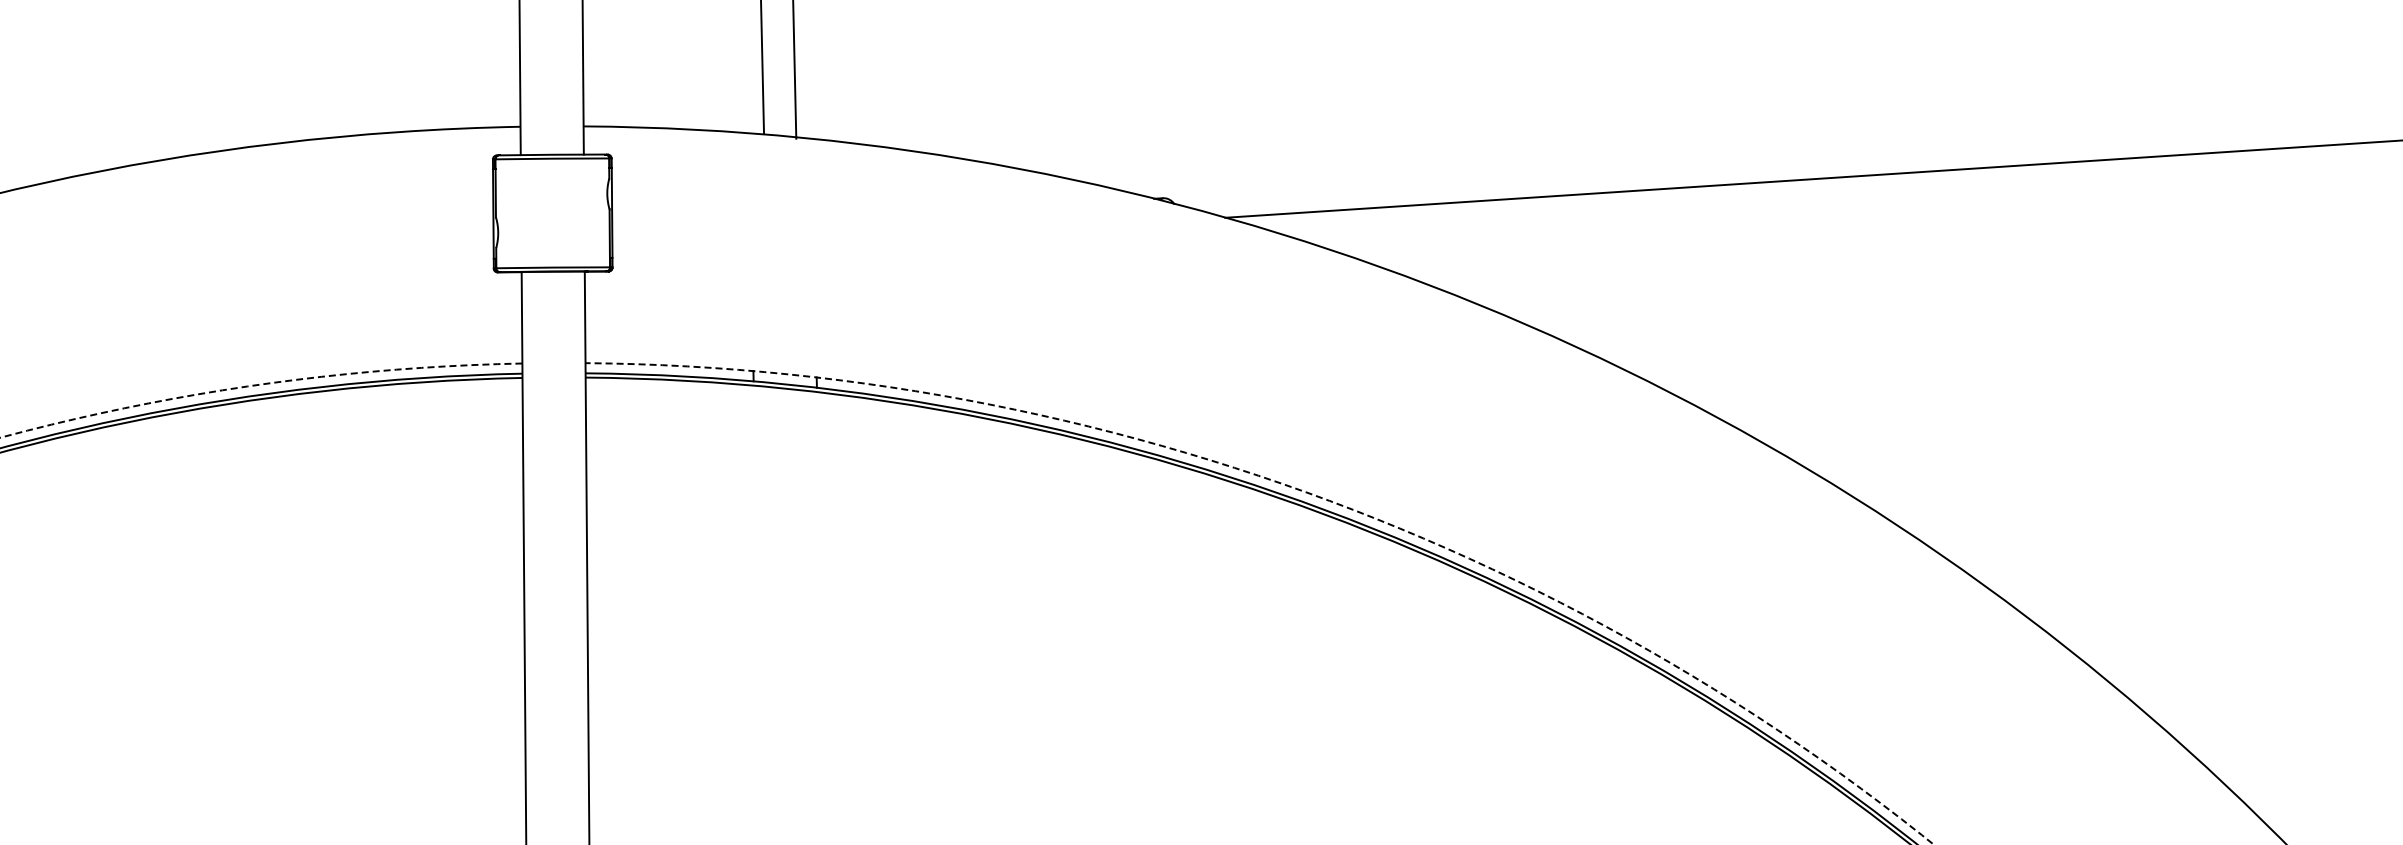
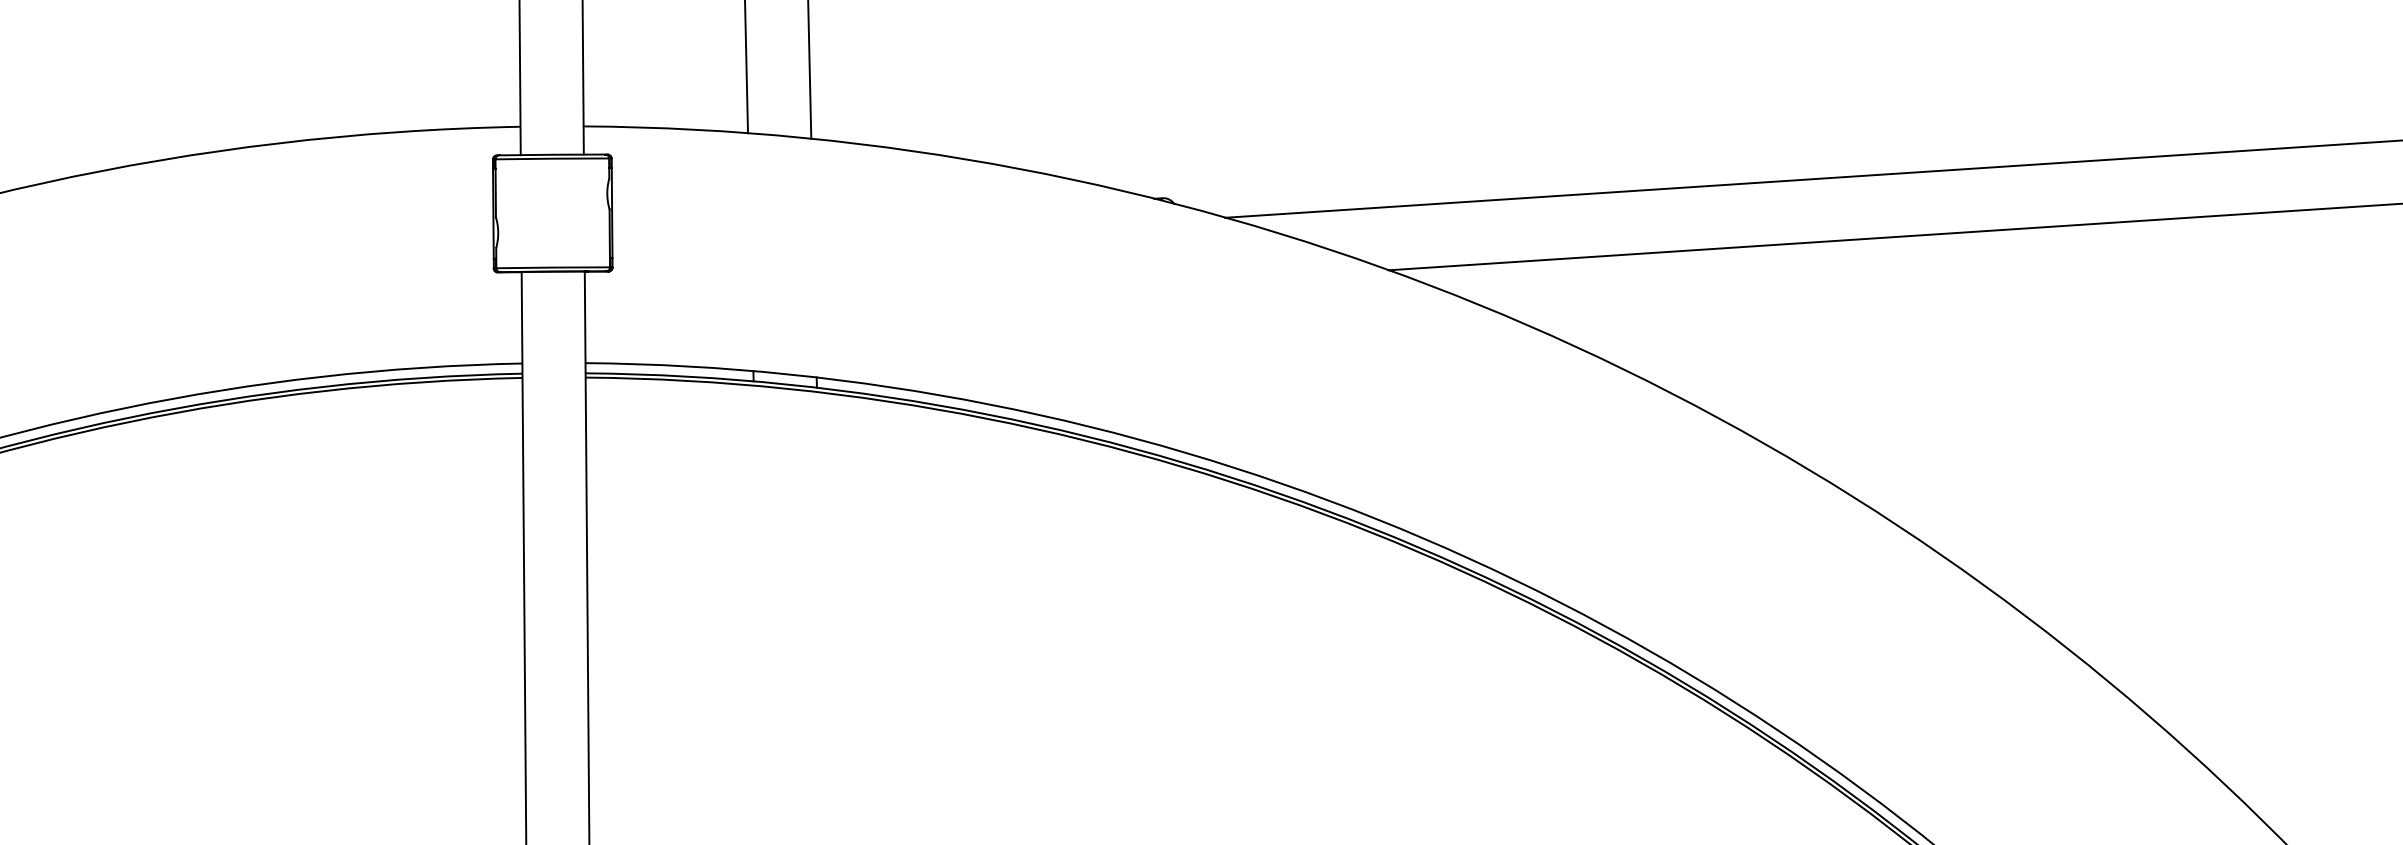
line position: (762, 67) -> (746, 67) (746, 67)
line position: (794, 70) -> (809, 70) (809, 70)
line: none -> present (1893, 236)
arc: dashed -> solid (262, 384)
arc: dashed -> solid (1301, 490)
